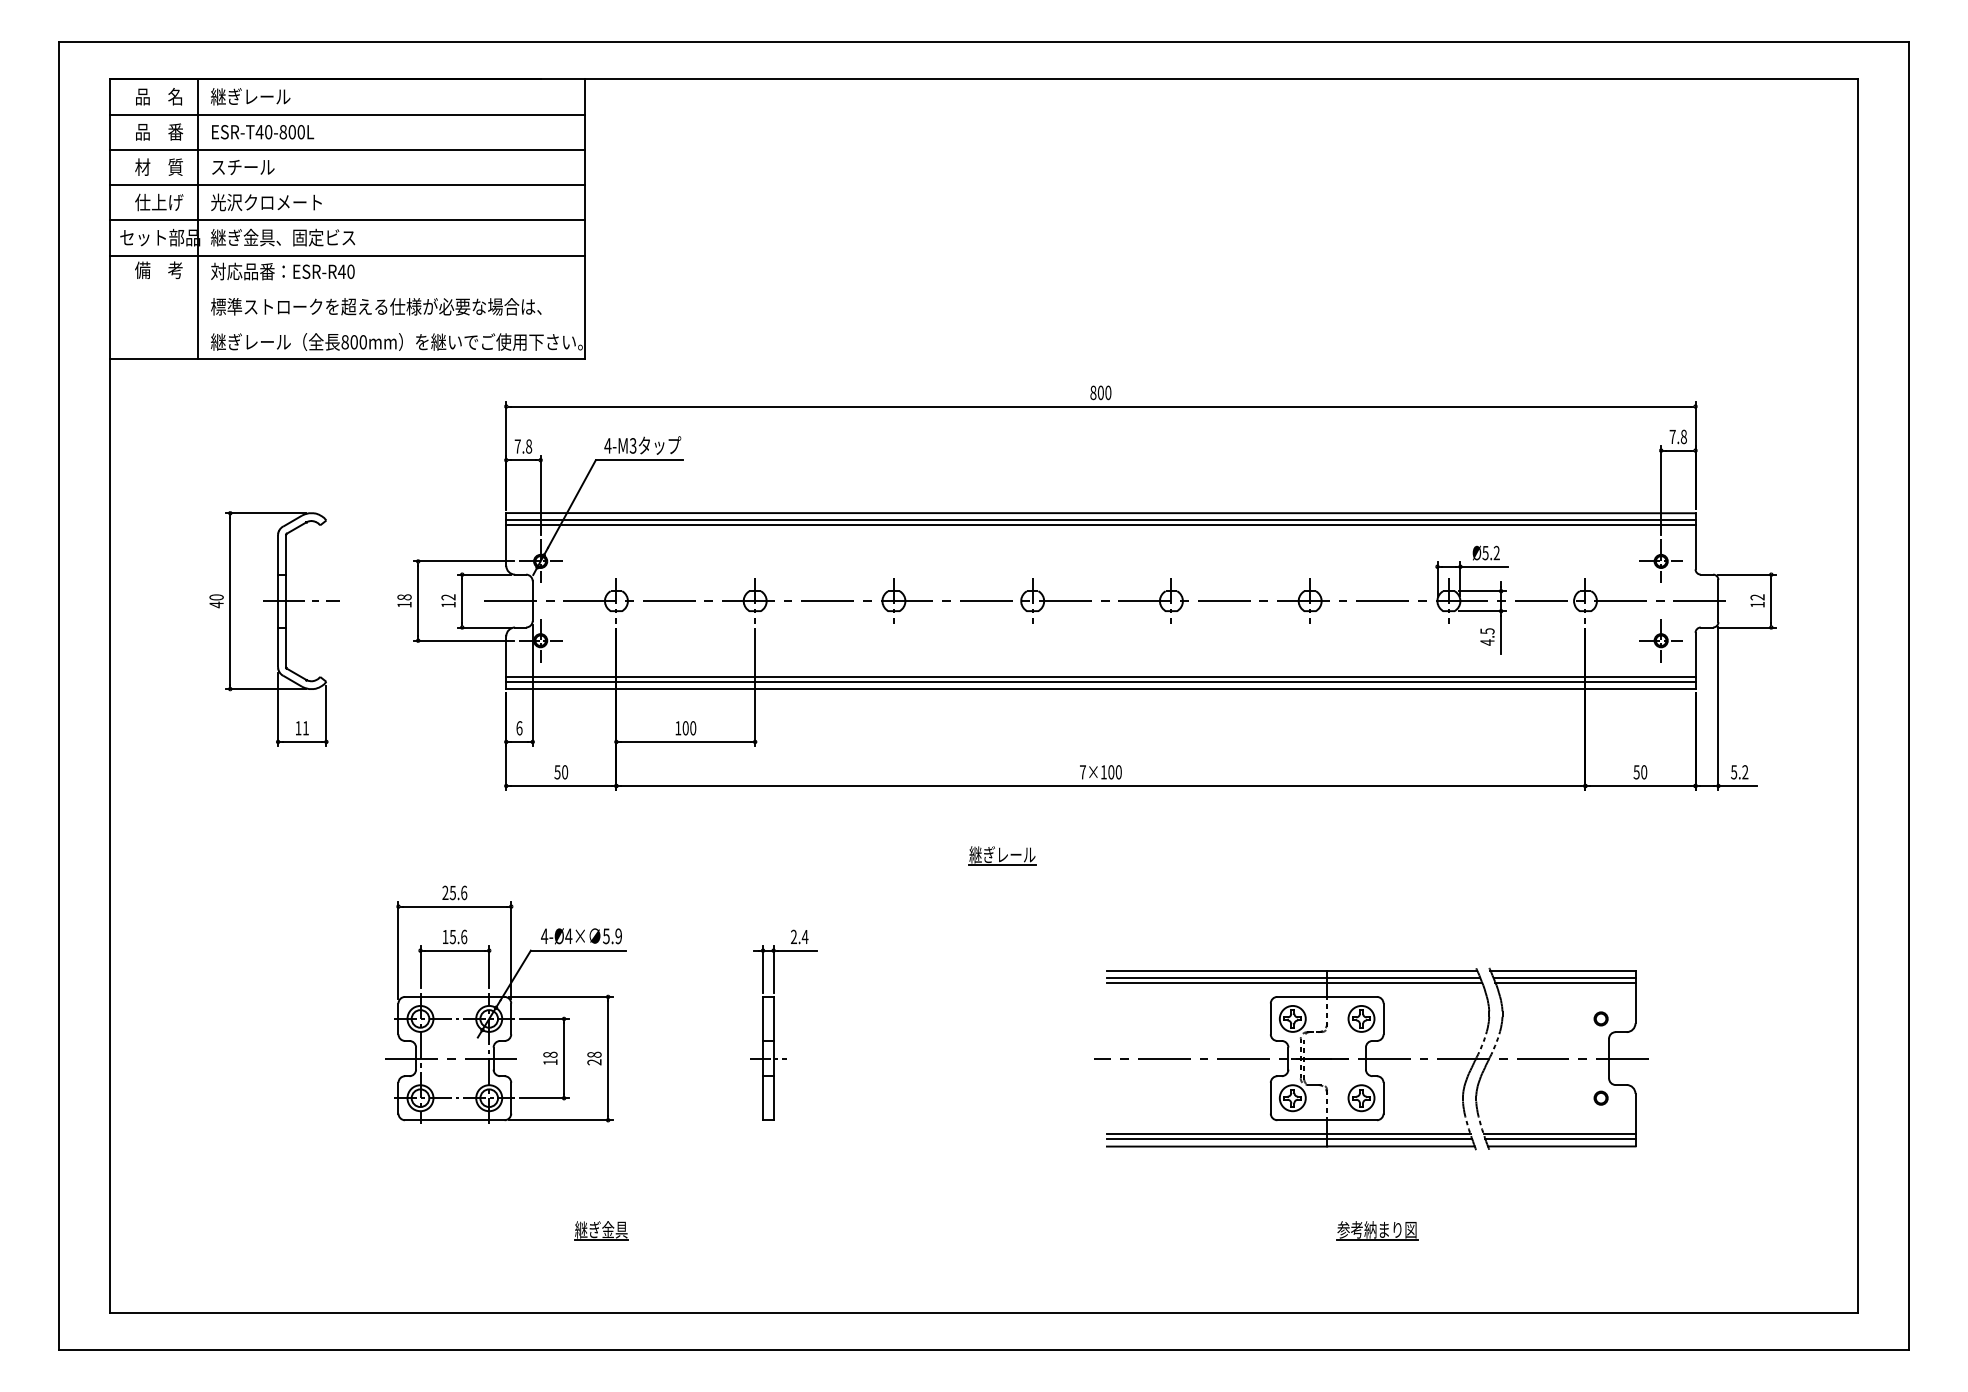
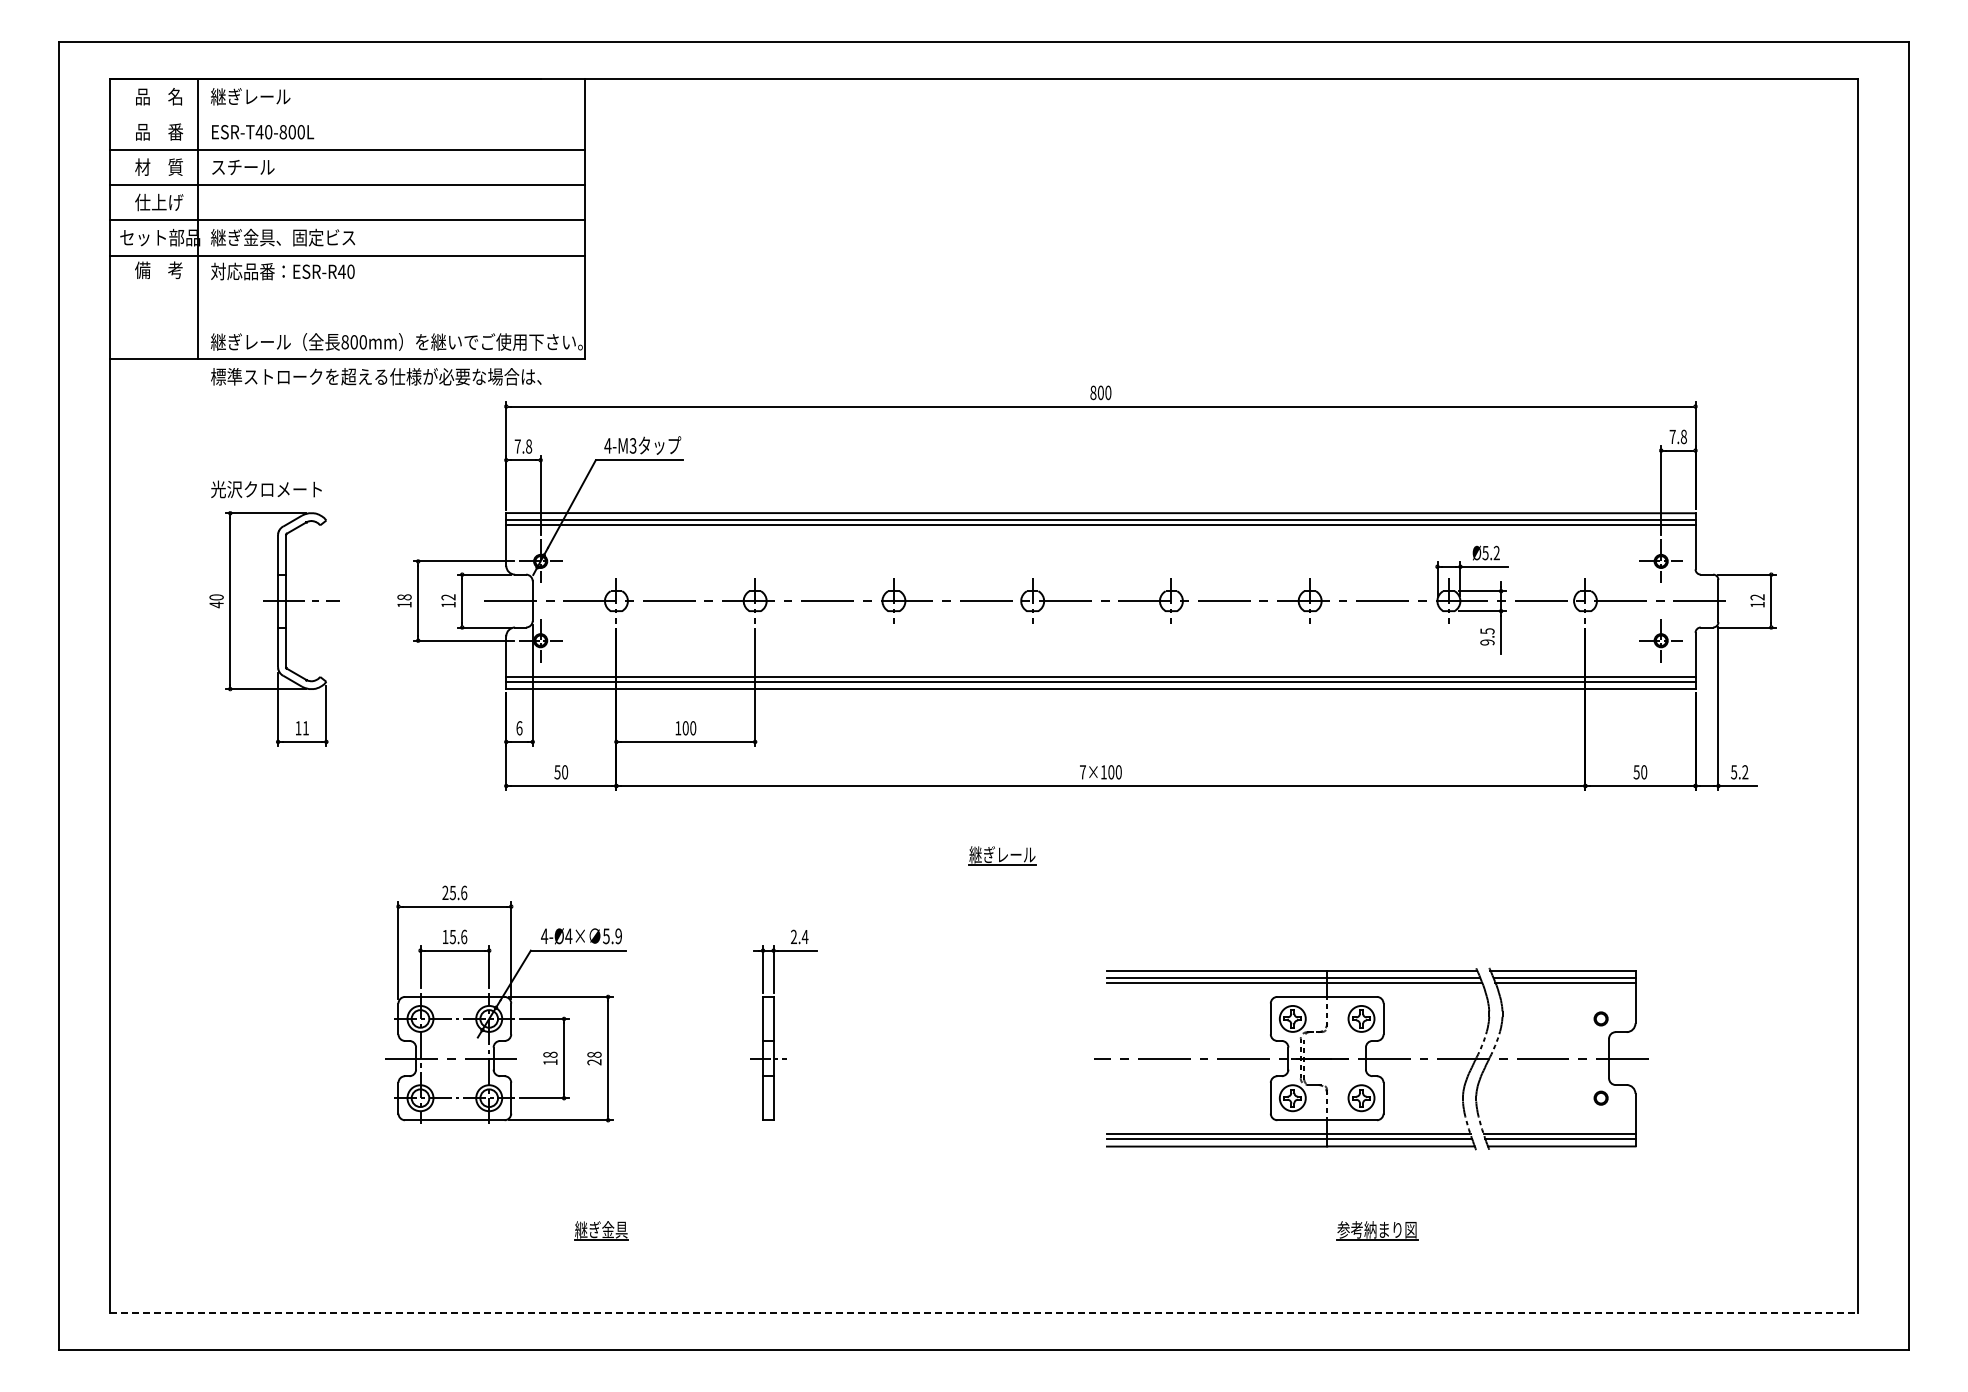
line: present -> none (347, 114)
text position: (266, 202) -> (266, 489) (266, 489)
text position: (376, 306) -> (376, 376) (376, 376)
text: 4.5 -> 9.5 (1487, 642)
line: solid -> dashed (984, 1312)
